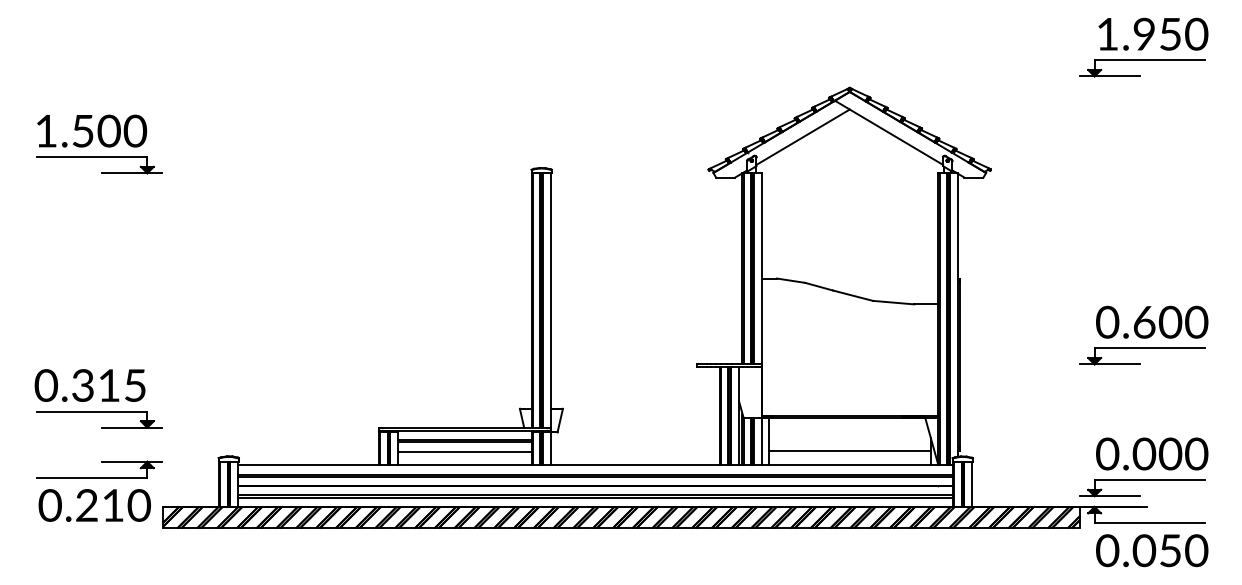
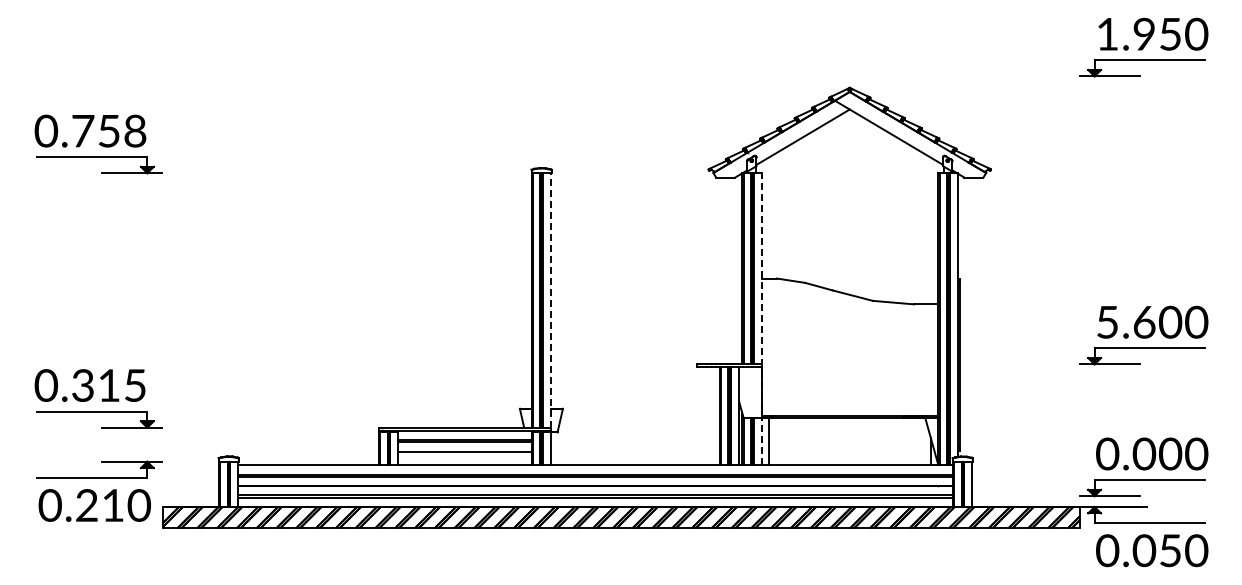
text: 1.500 -> 0.758 (90, 130)
line: solid -> dashed (551, 300)
line: solid -> dashed (761, 318)
text: 0.600 -> 5.600 (1107, 321)
line: present -> none (849, 450)
